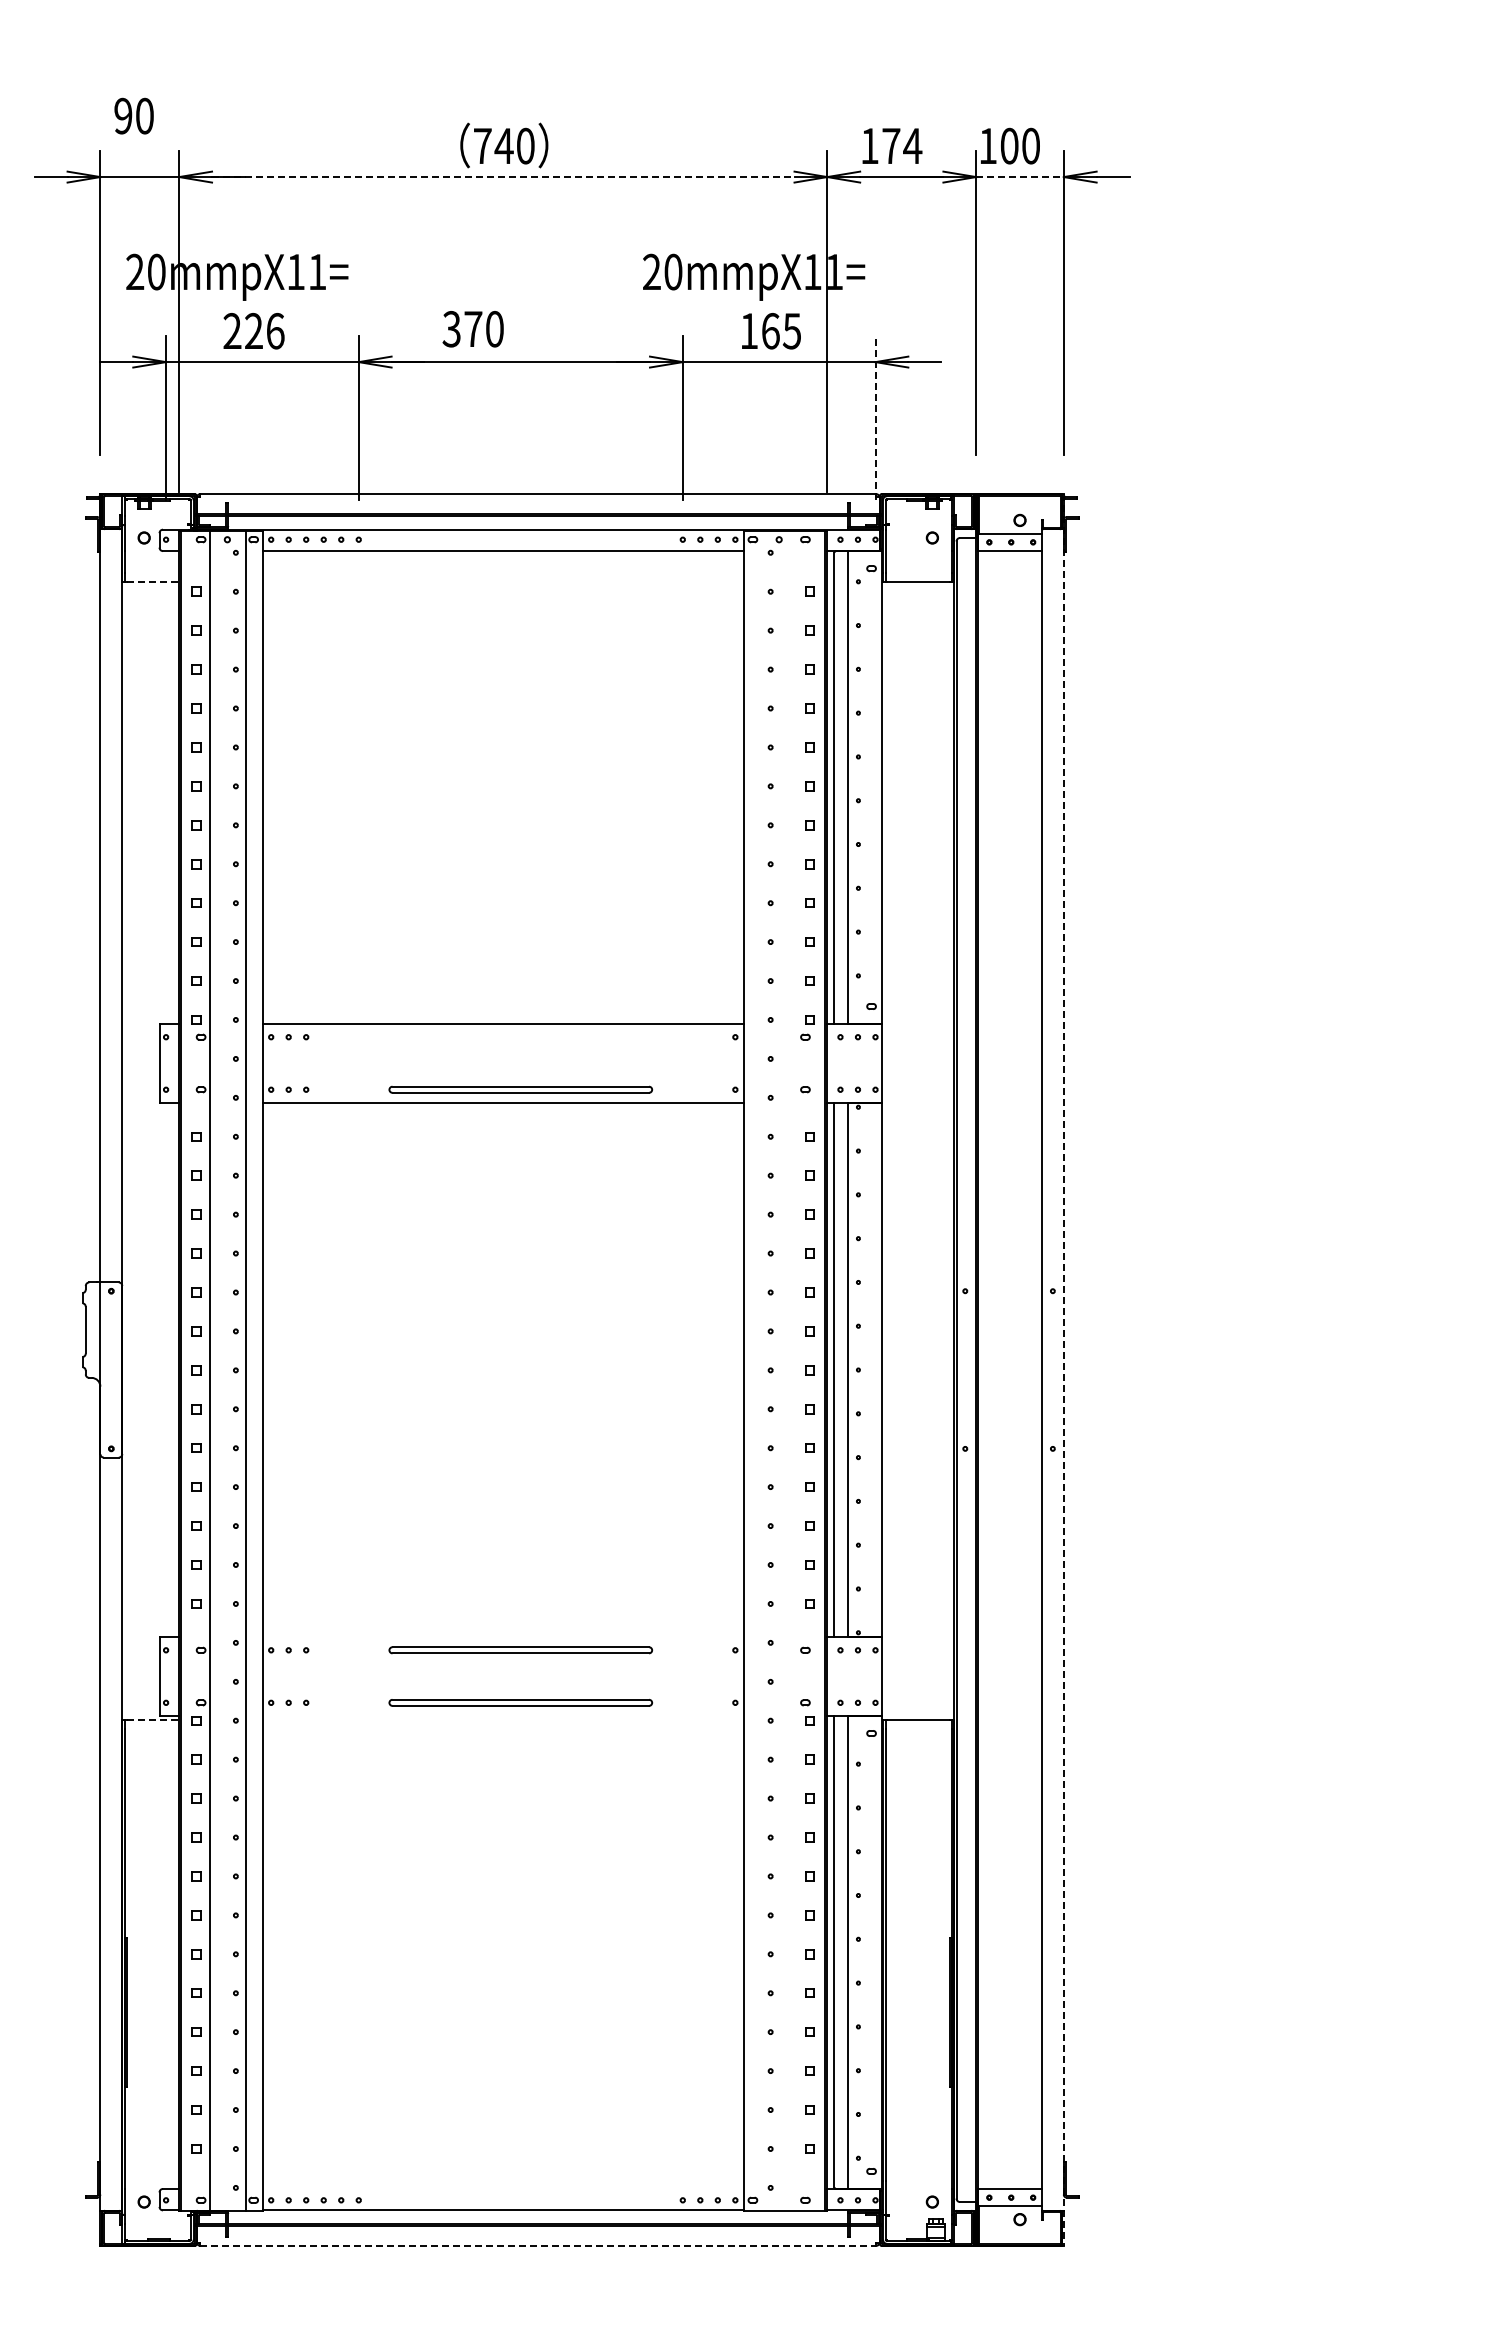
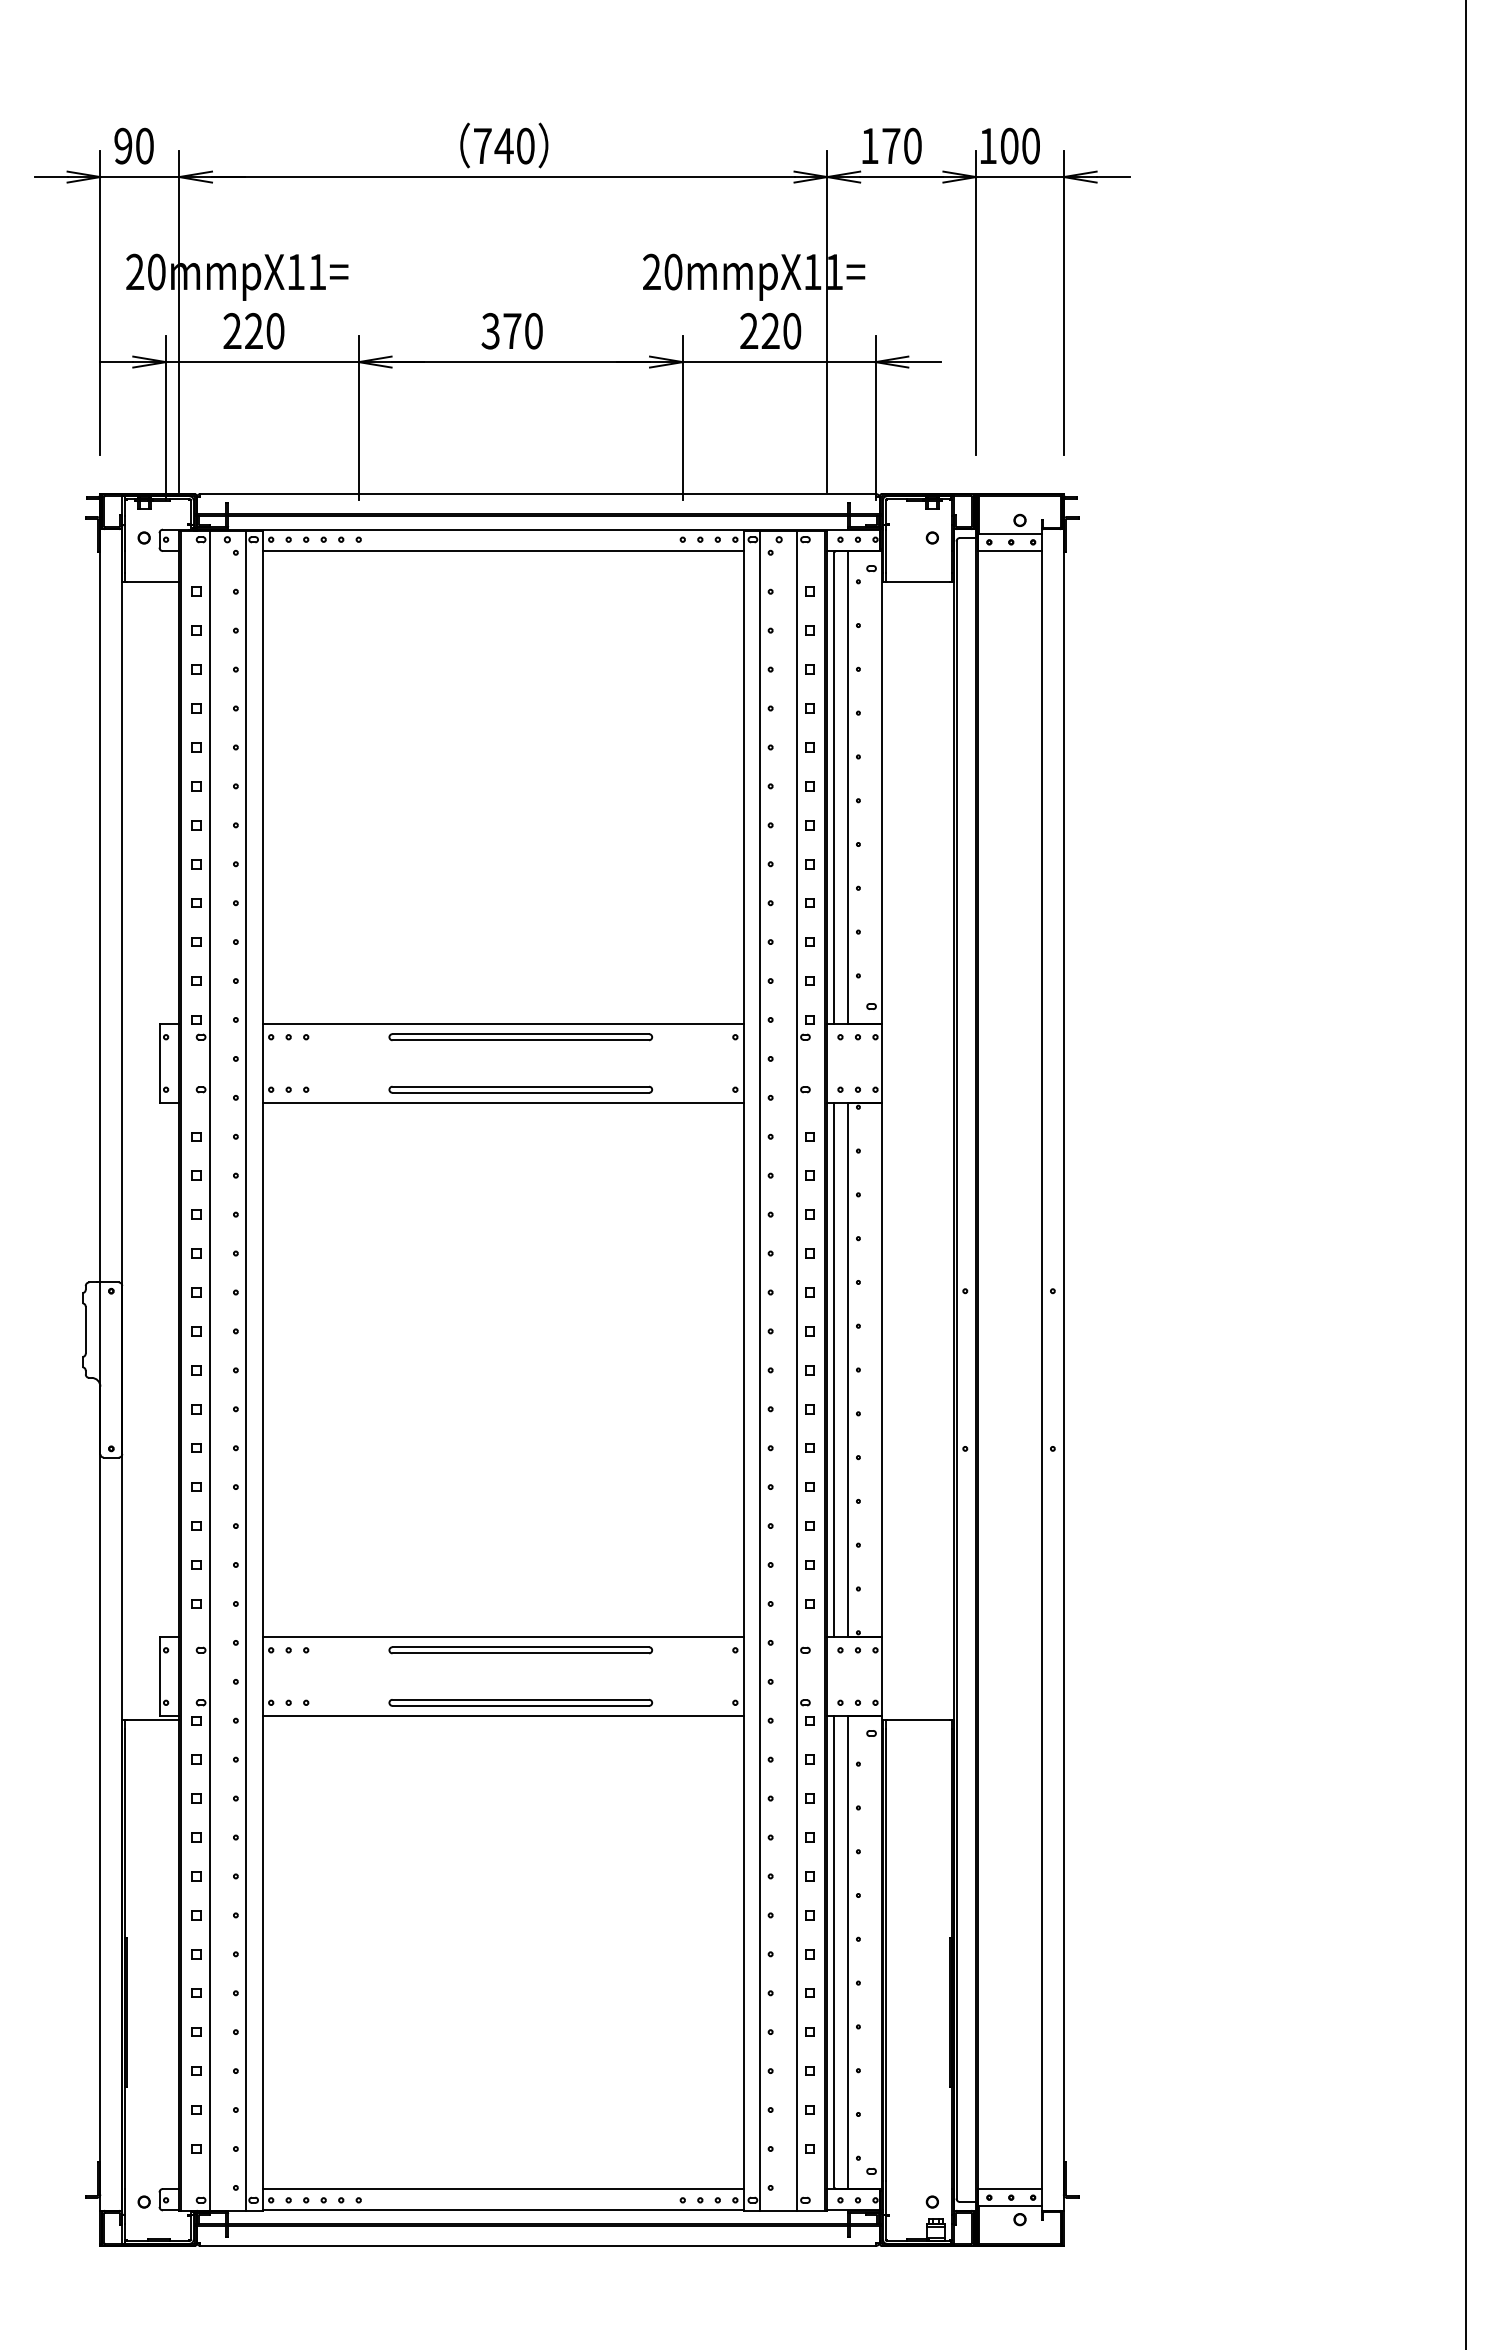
text position: (133, 115) -> (133, 145) (133, 145)
text: 174 -> 170 (912, 145)
line: dashed -> solid (503, 177)
line: dashed -> solid (1020, 177)
text position: (472, 329) -> (511, 331) (511, 331)
text: 226 -> 220 (275, 330)
text: 165 -> 220 (770, 330)
line: dashed -> solid (875, 417)
line: dashed -> solid (153, 581)
part: none -> present (520, 1037)
line: none -> present (1465, 1174)
line: none -> present (760, 1370)
line: none -> present (796, 1370)
line: dashed -> solid (1063, 1370)
line: none -> present (502, 1637)
line: none -> present (502, 1715)
line: dashed -> solid (153, 1720)
line: none -> present (502, 2188)
line: dashed -> solid (538, 2245)
